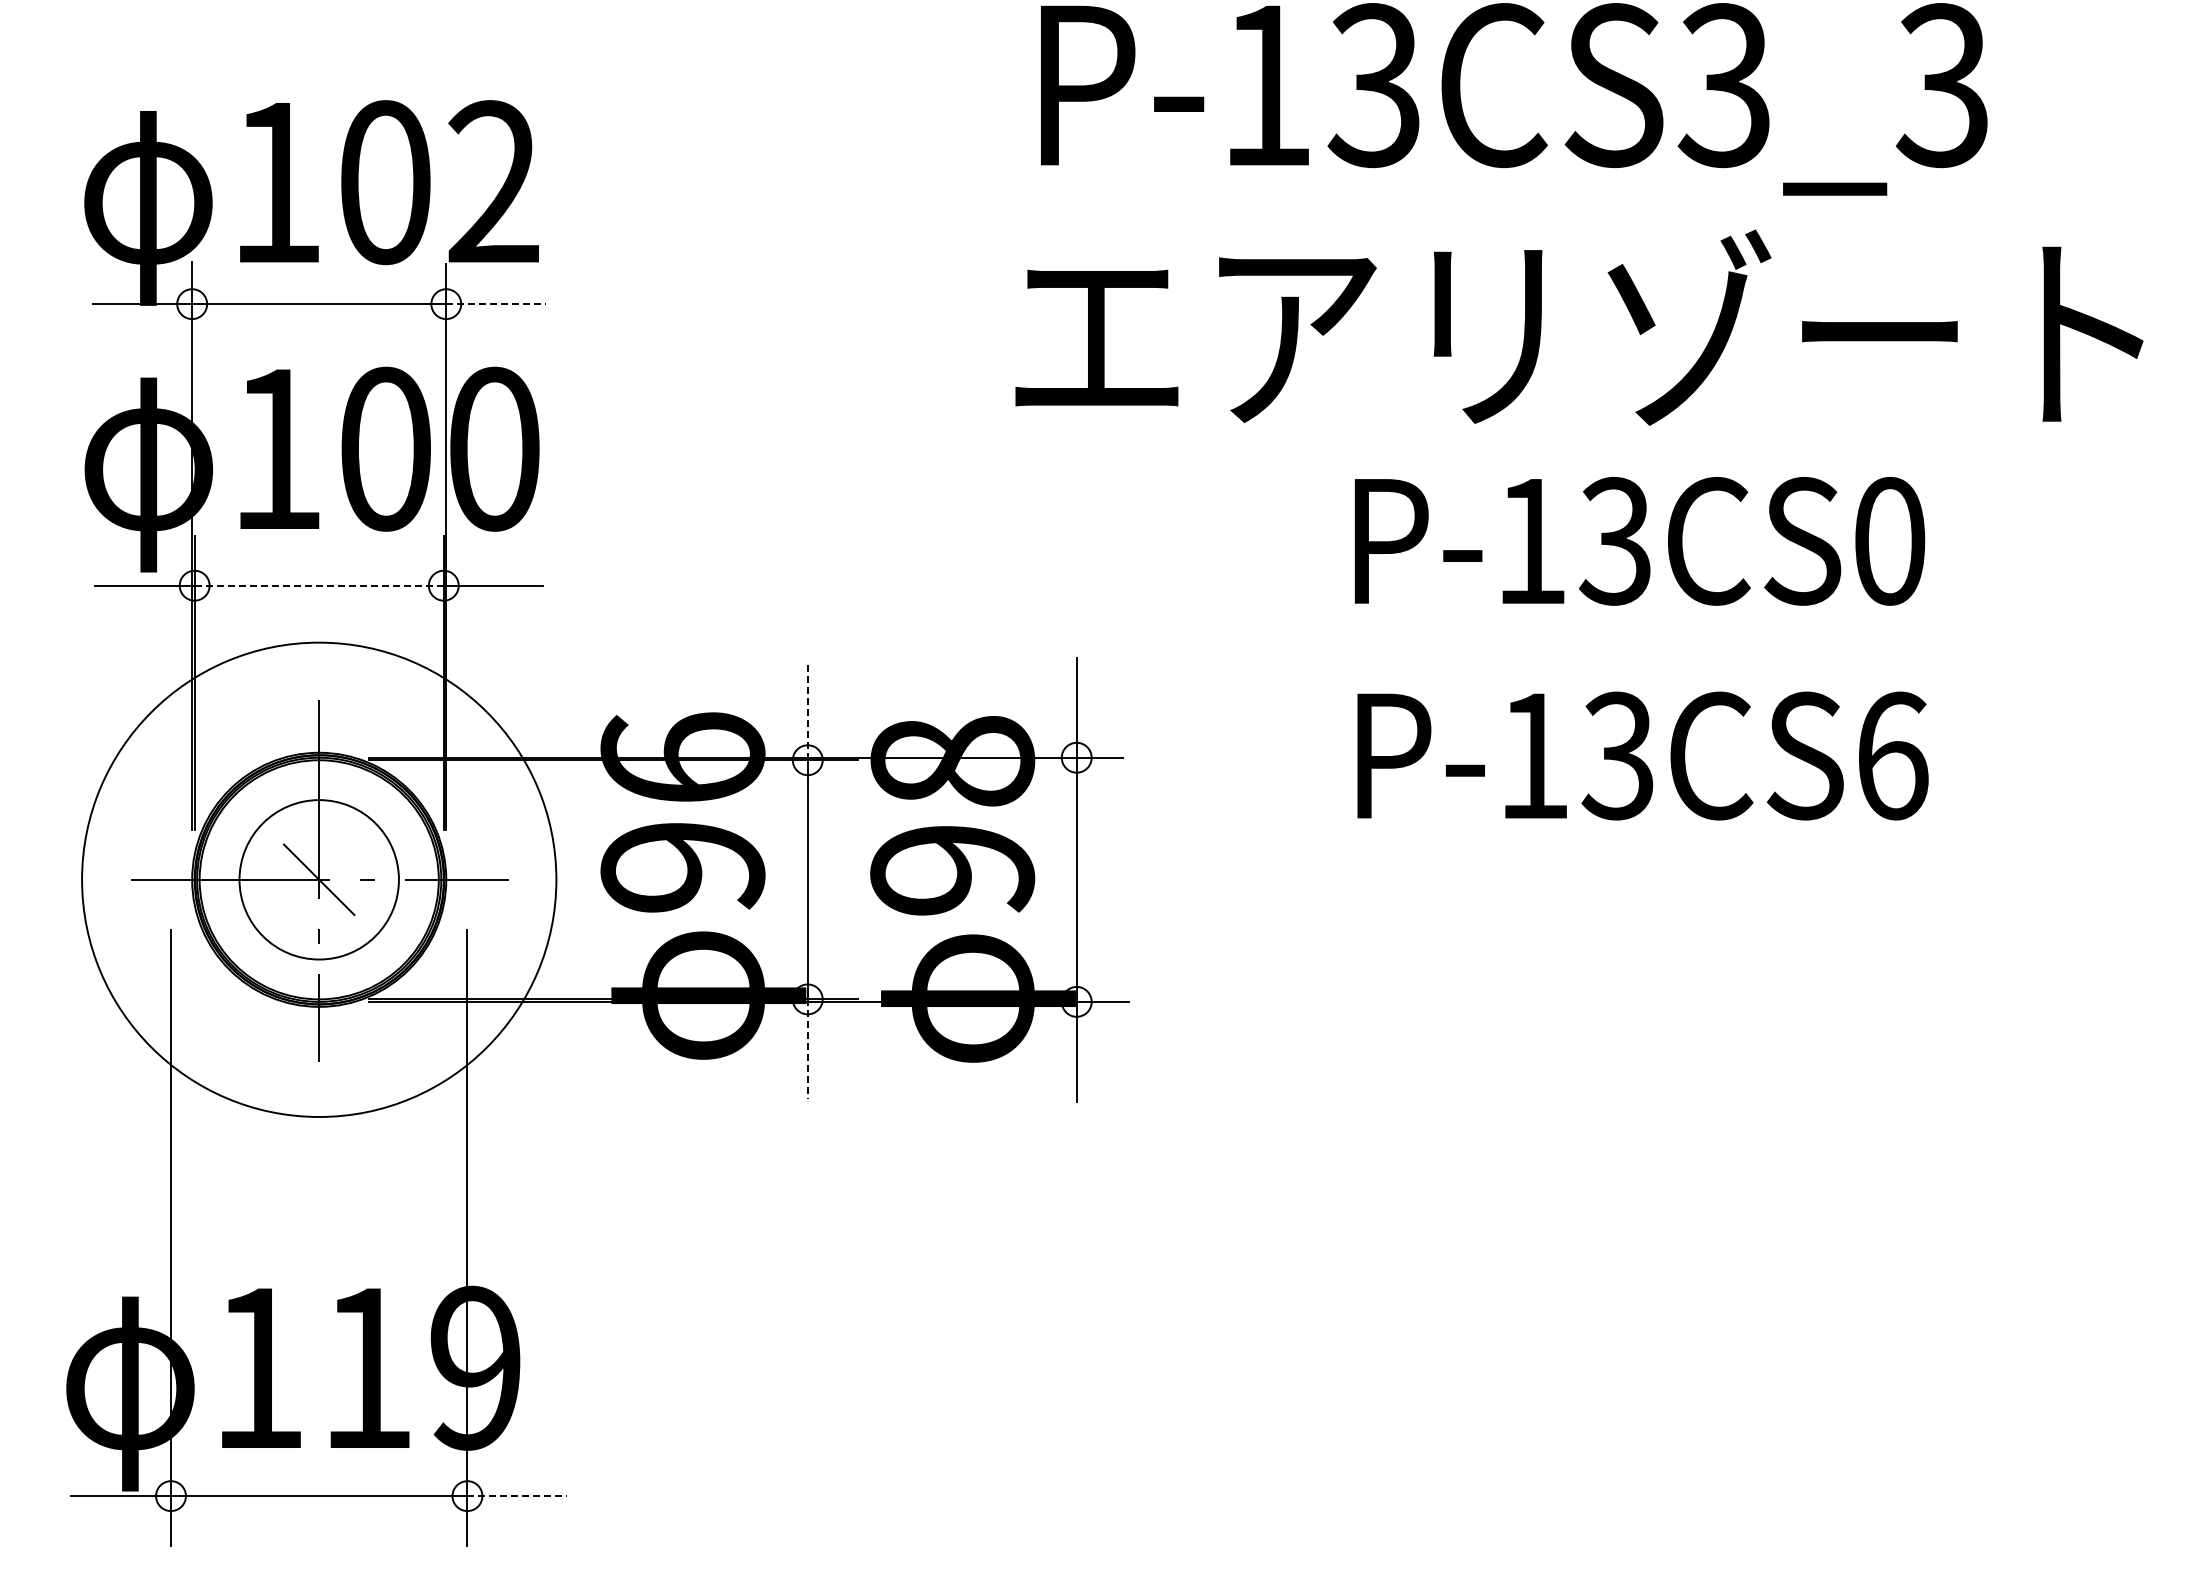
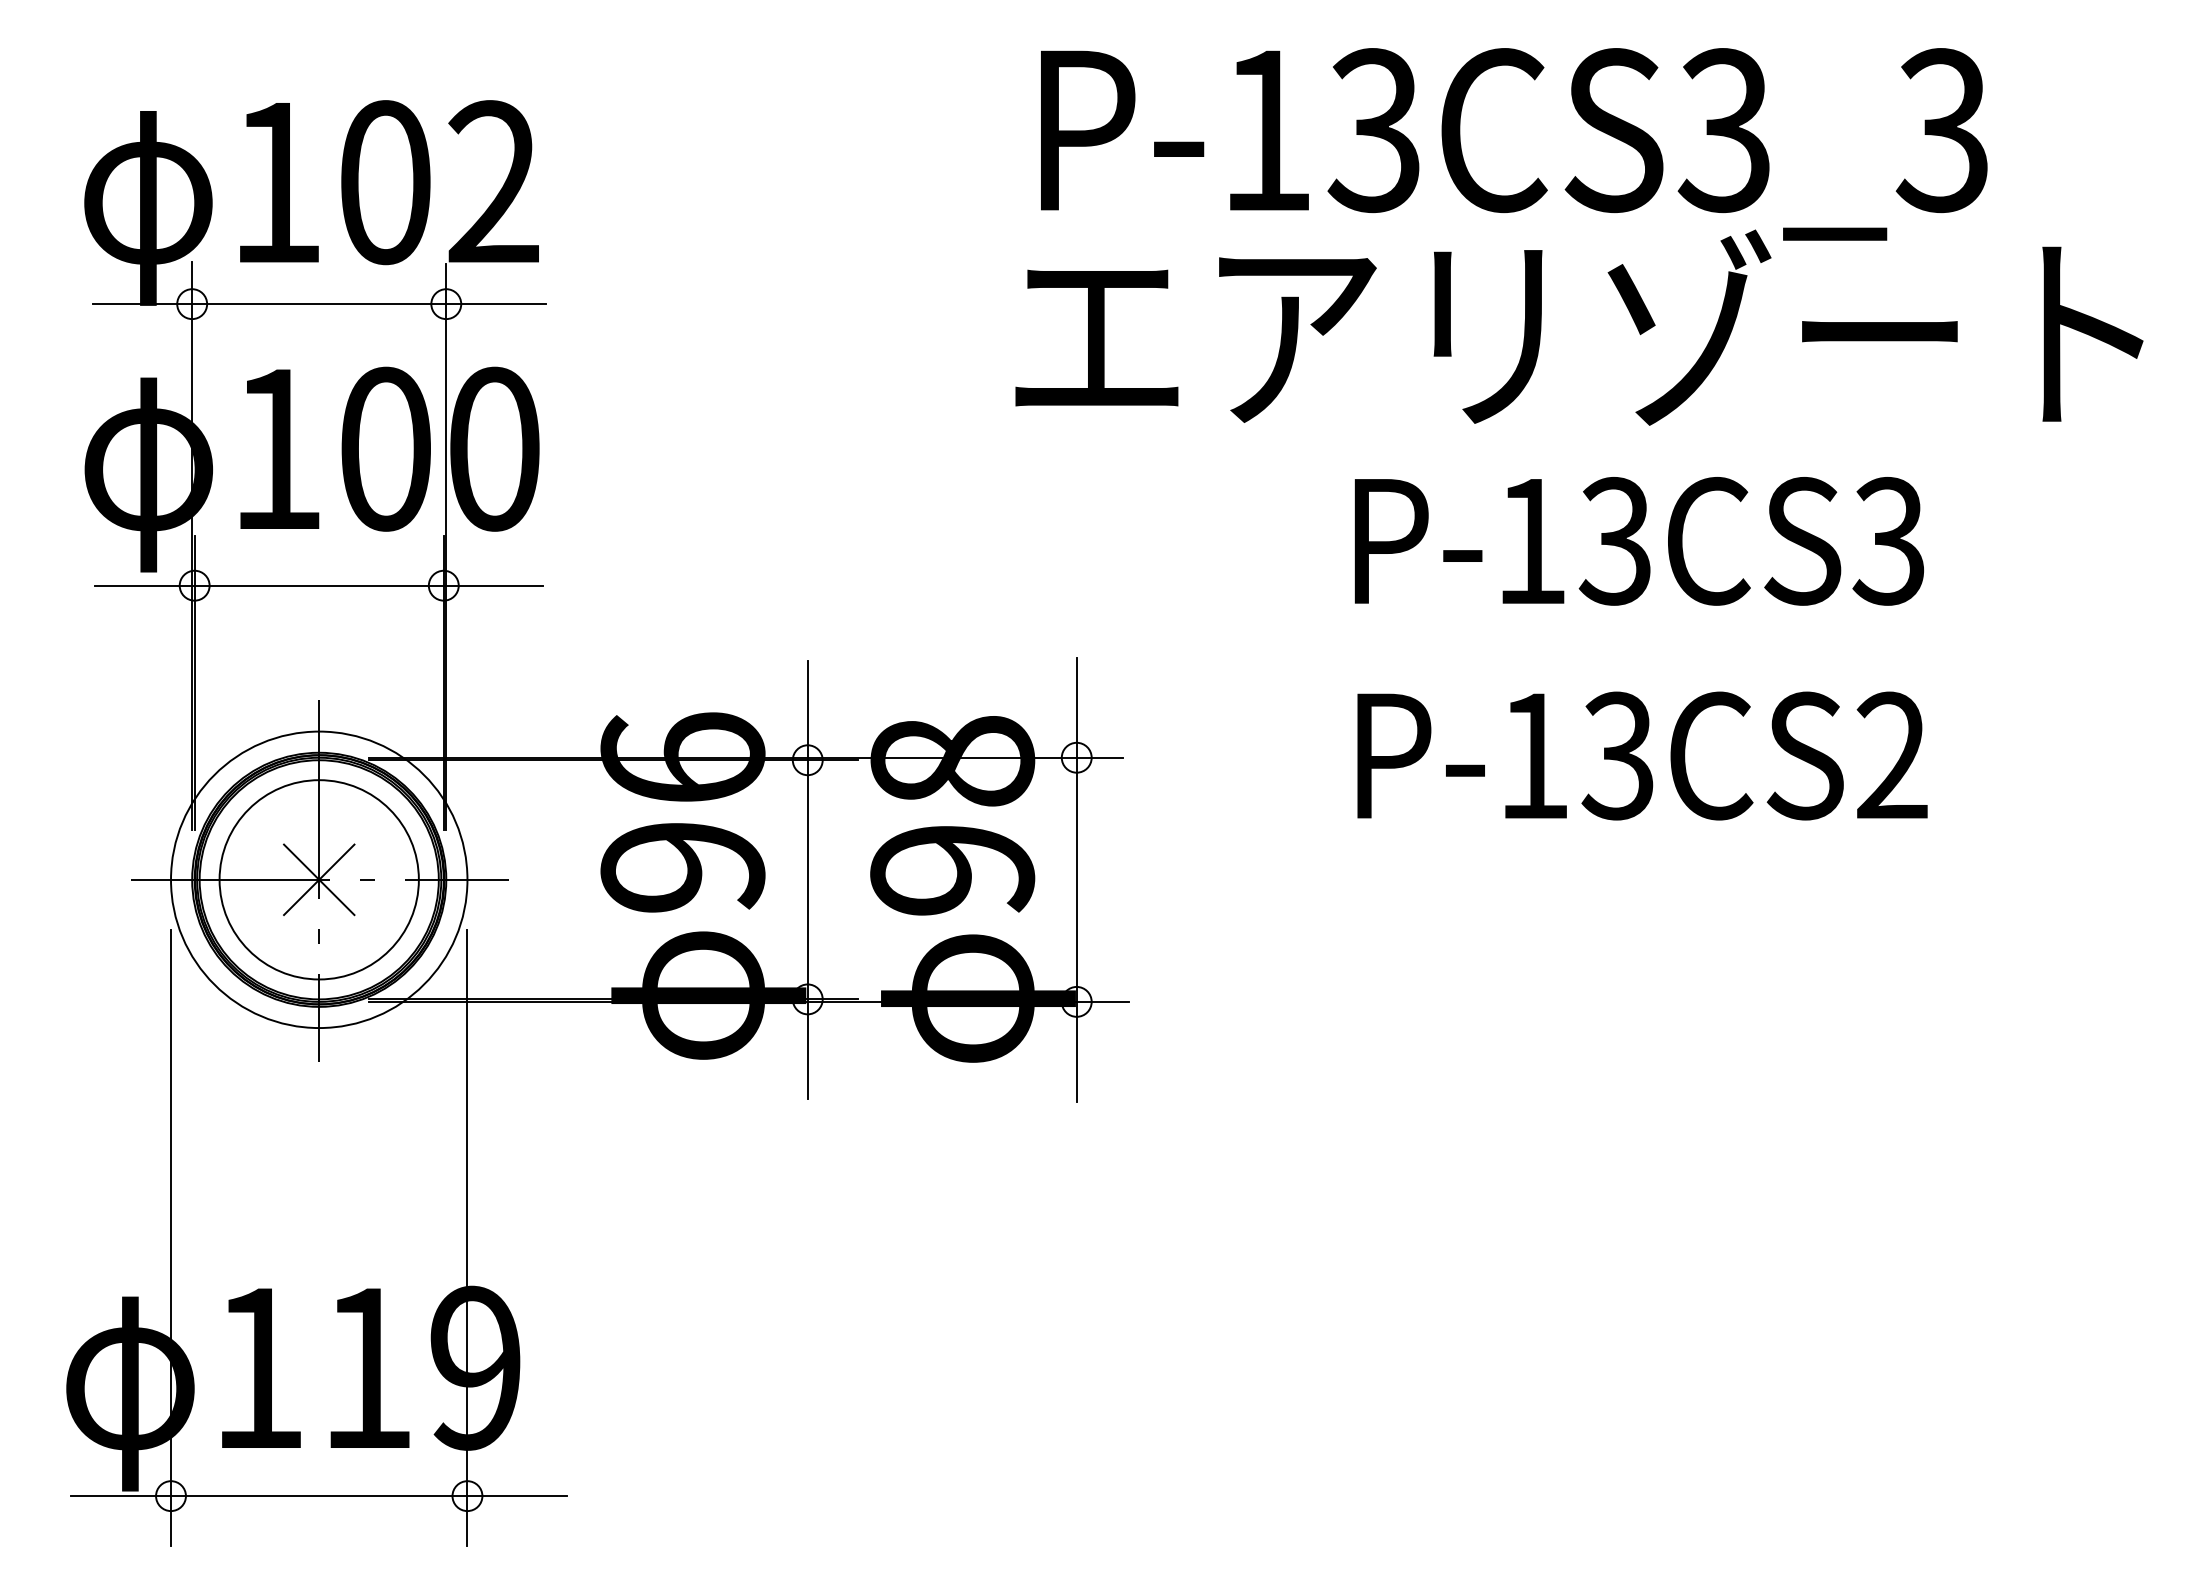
text position: (1514, 99) -> (1514, 144) (1514, 144)
line: dashed -> solid (496, 304)
text: P-13CS0 -> P-13CS3 (1888, 540)
line: dashed -> solid (319, 585)
line: dashed -> solid (807, 710)
text: P-13CS6 -> P-13CS2 (1892, 755)
circle diameter: 159 px -> 199 px (318, 879)
circle diameter: 474 px -> 296 px (319, 879)
line: none -> present (319, 879)
line: dashed -> solid (807, 1049)
line: dashed -> solid (517, 1496)
